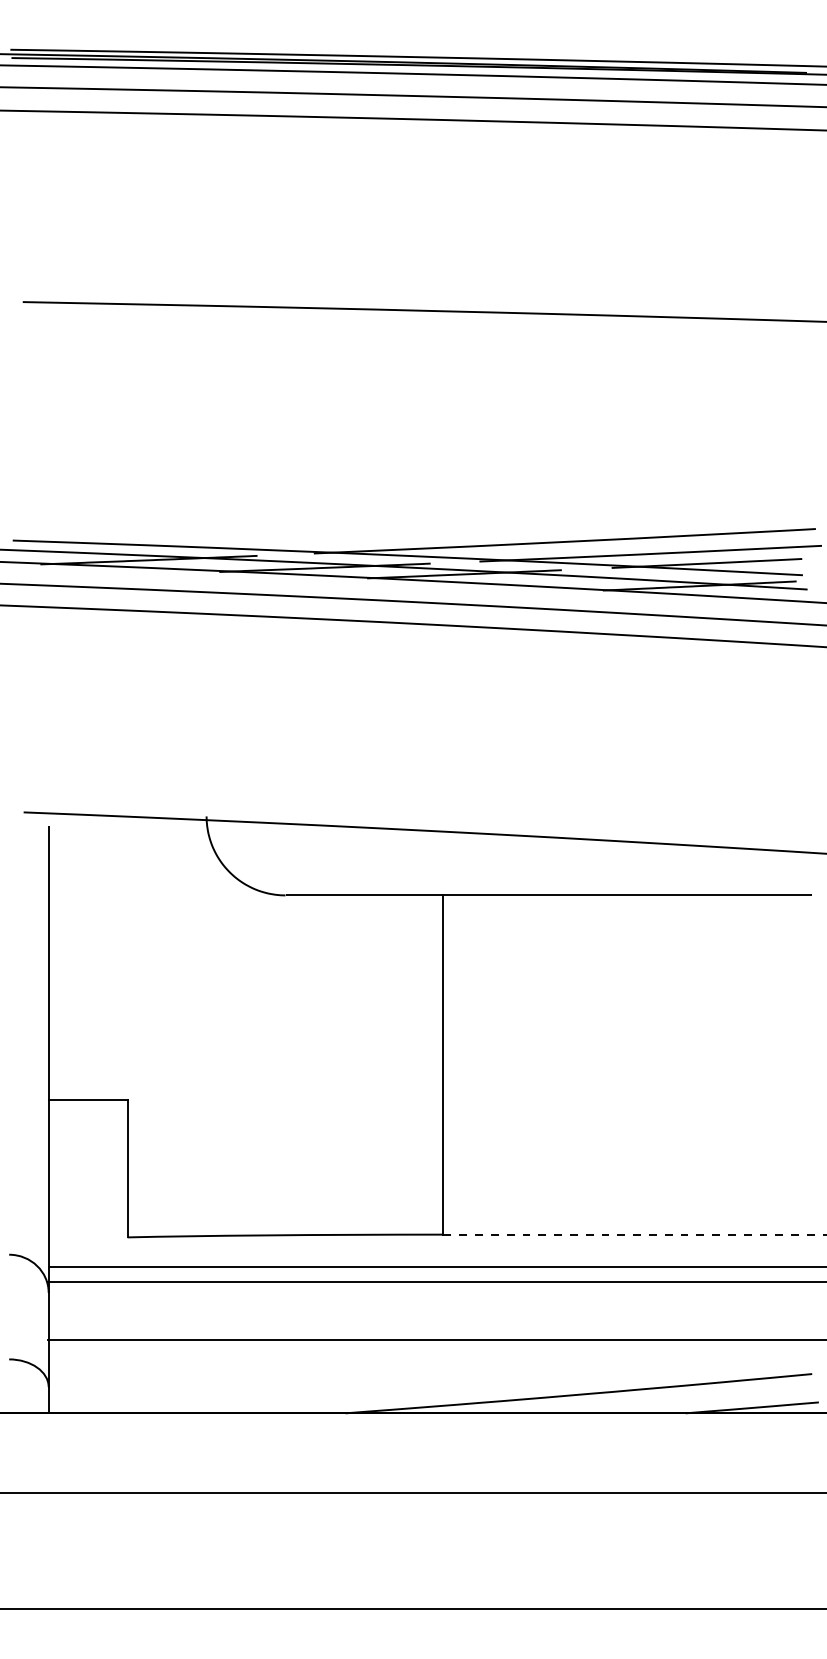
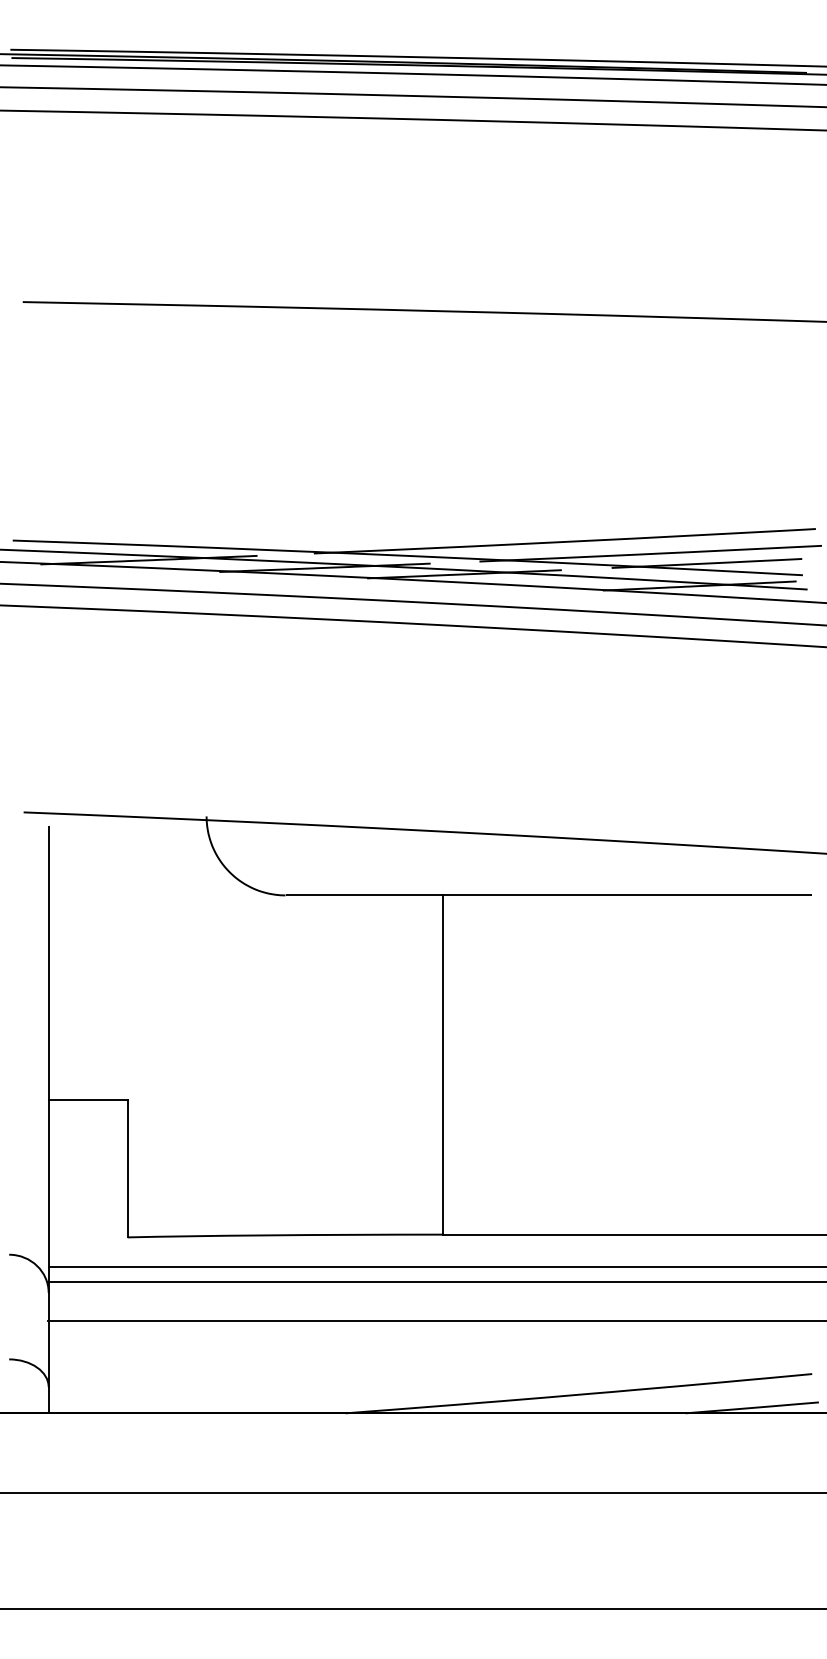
line: dashed -> solid (635, 1234)
line position: (435, 1340) -> (435, 1321) (435, 1321)
